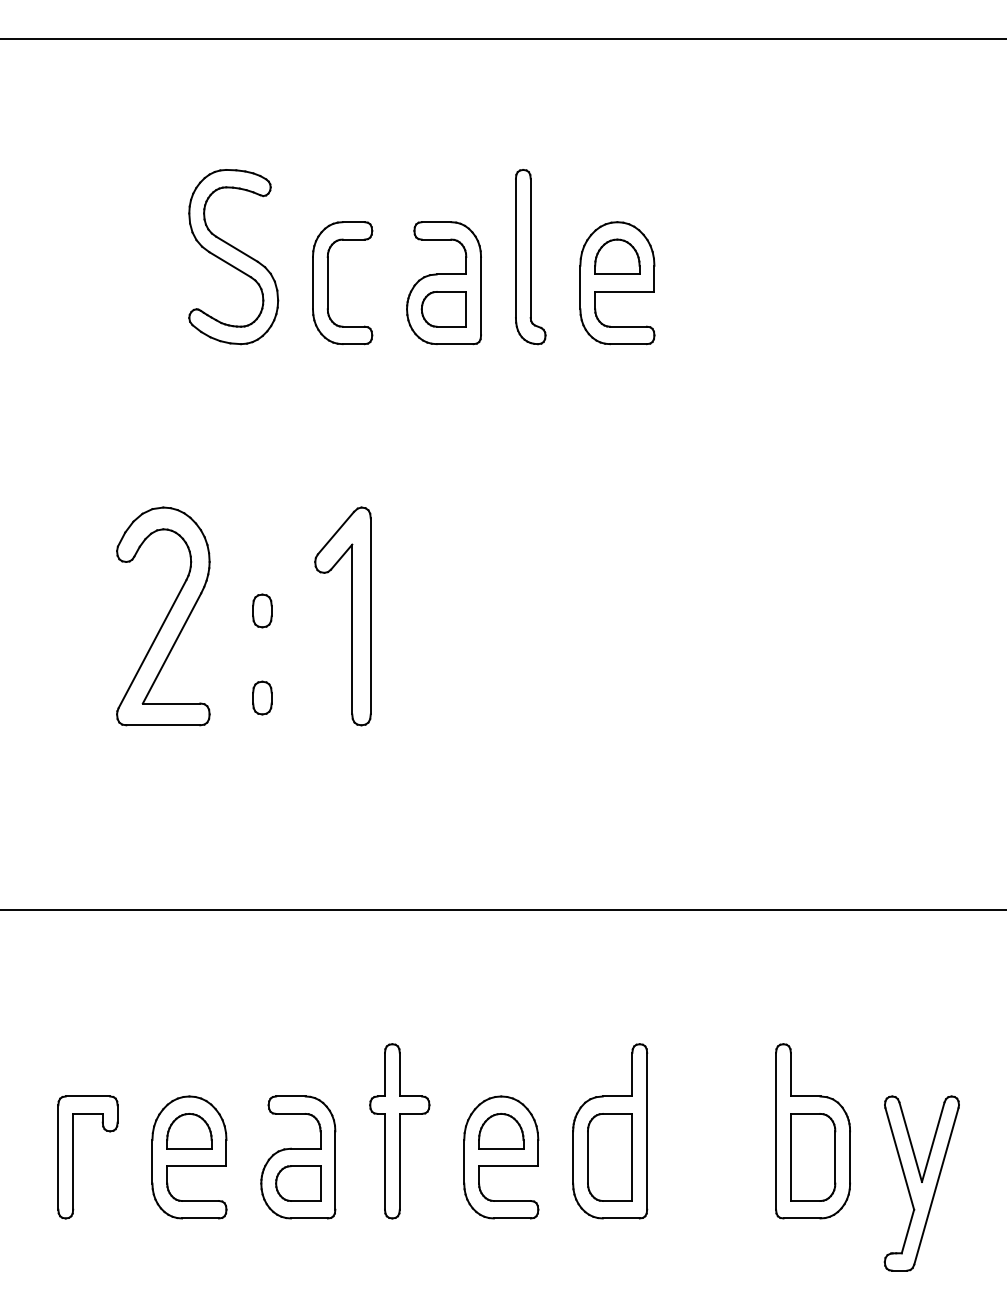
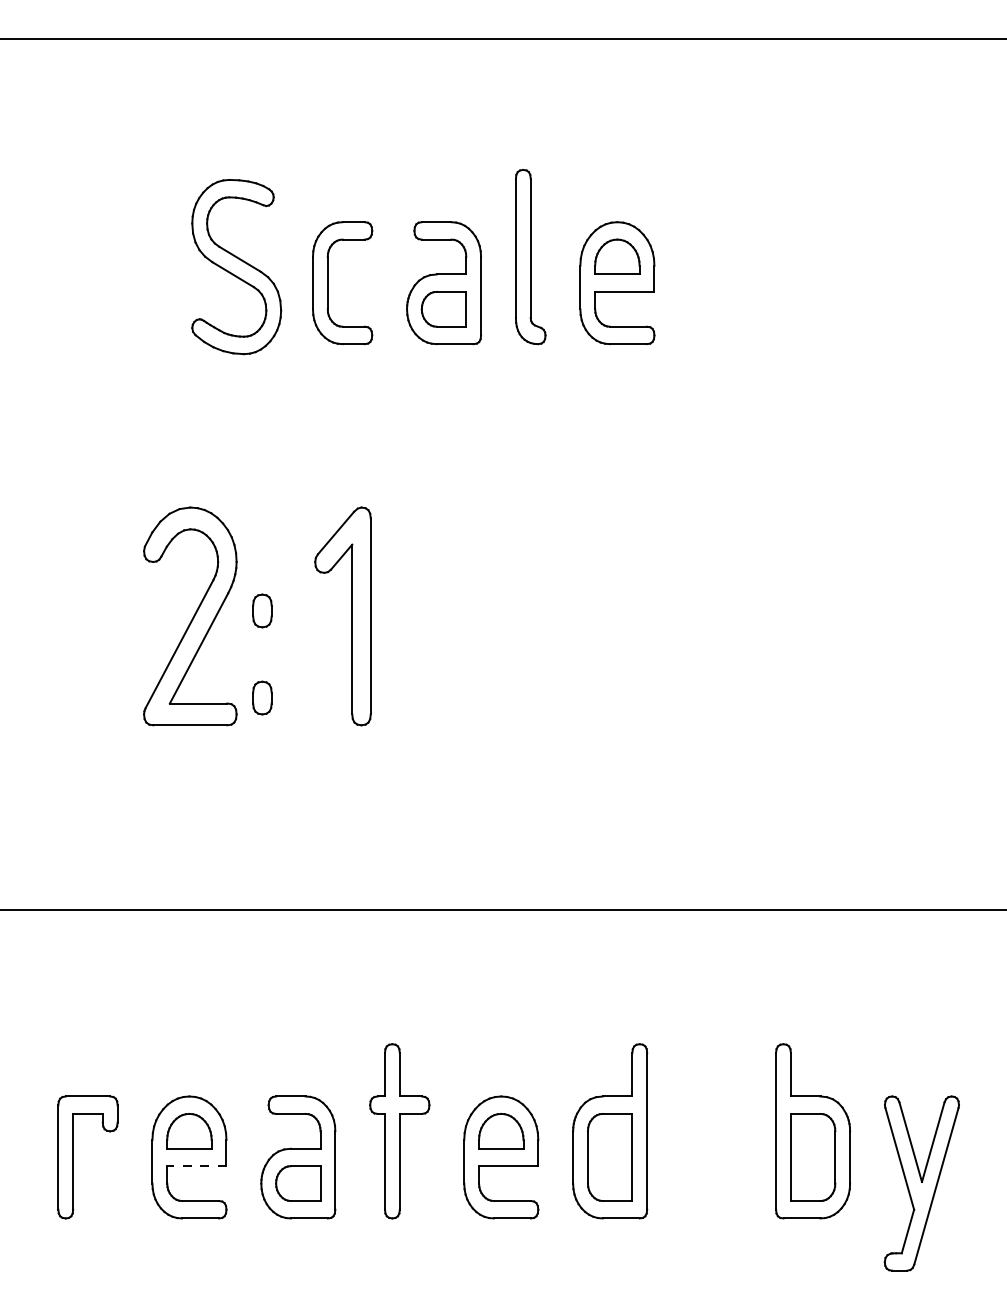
part position: (233, 257) -> (236, 267) (236, 267)
part position: (163, 616) -> (190, 616) (190, 616)
line: solid -> dashed (196, 1166)
